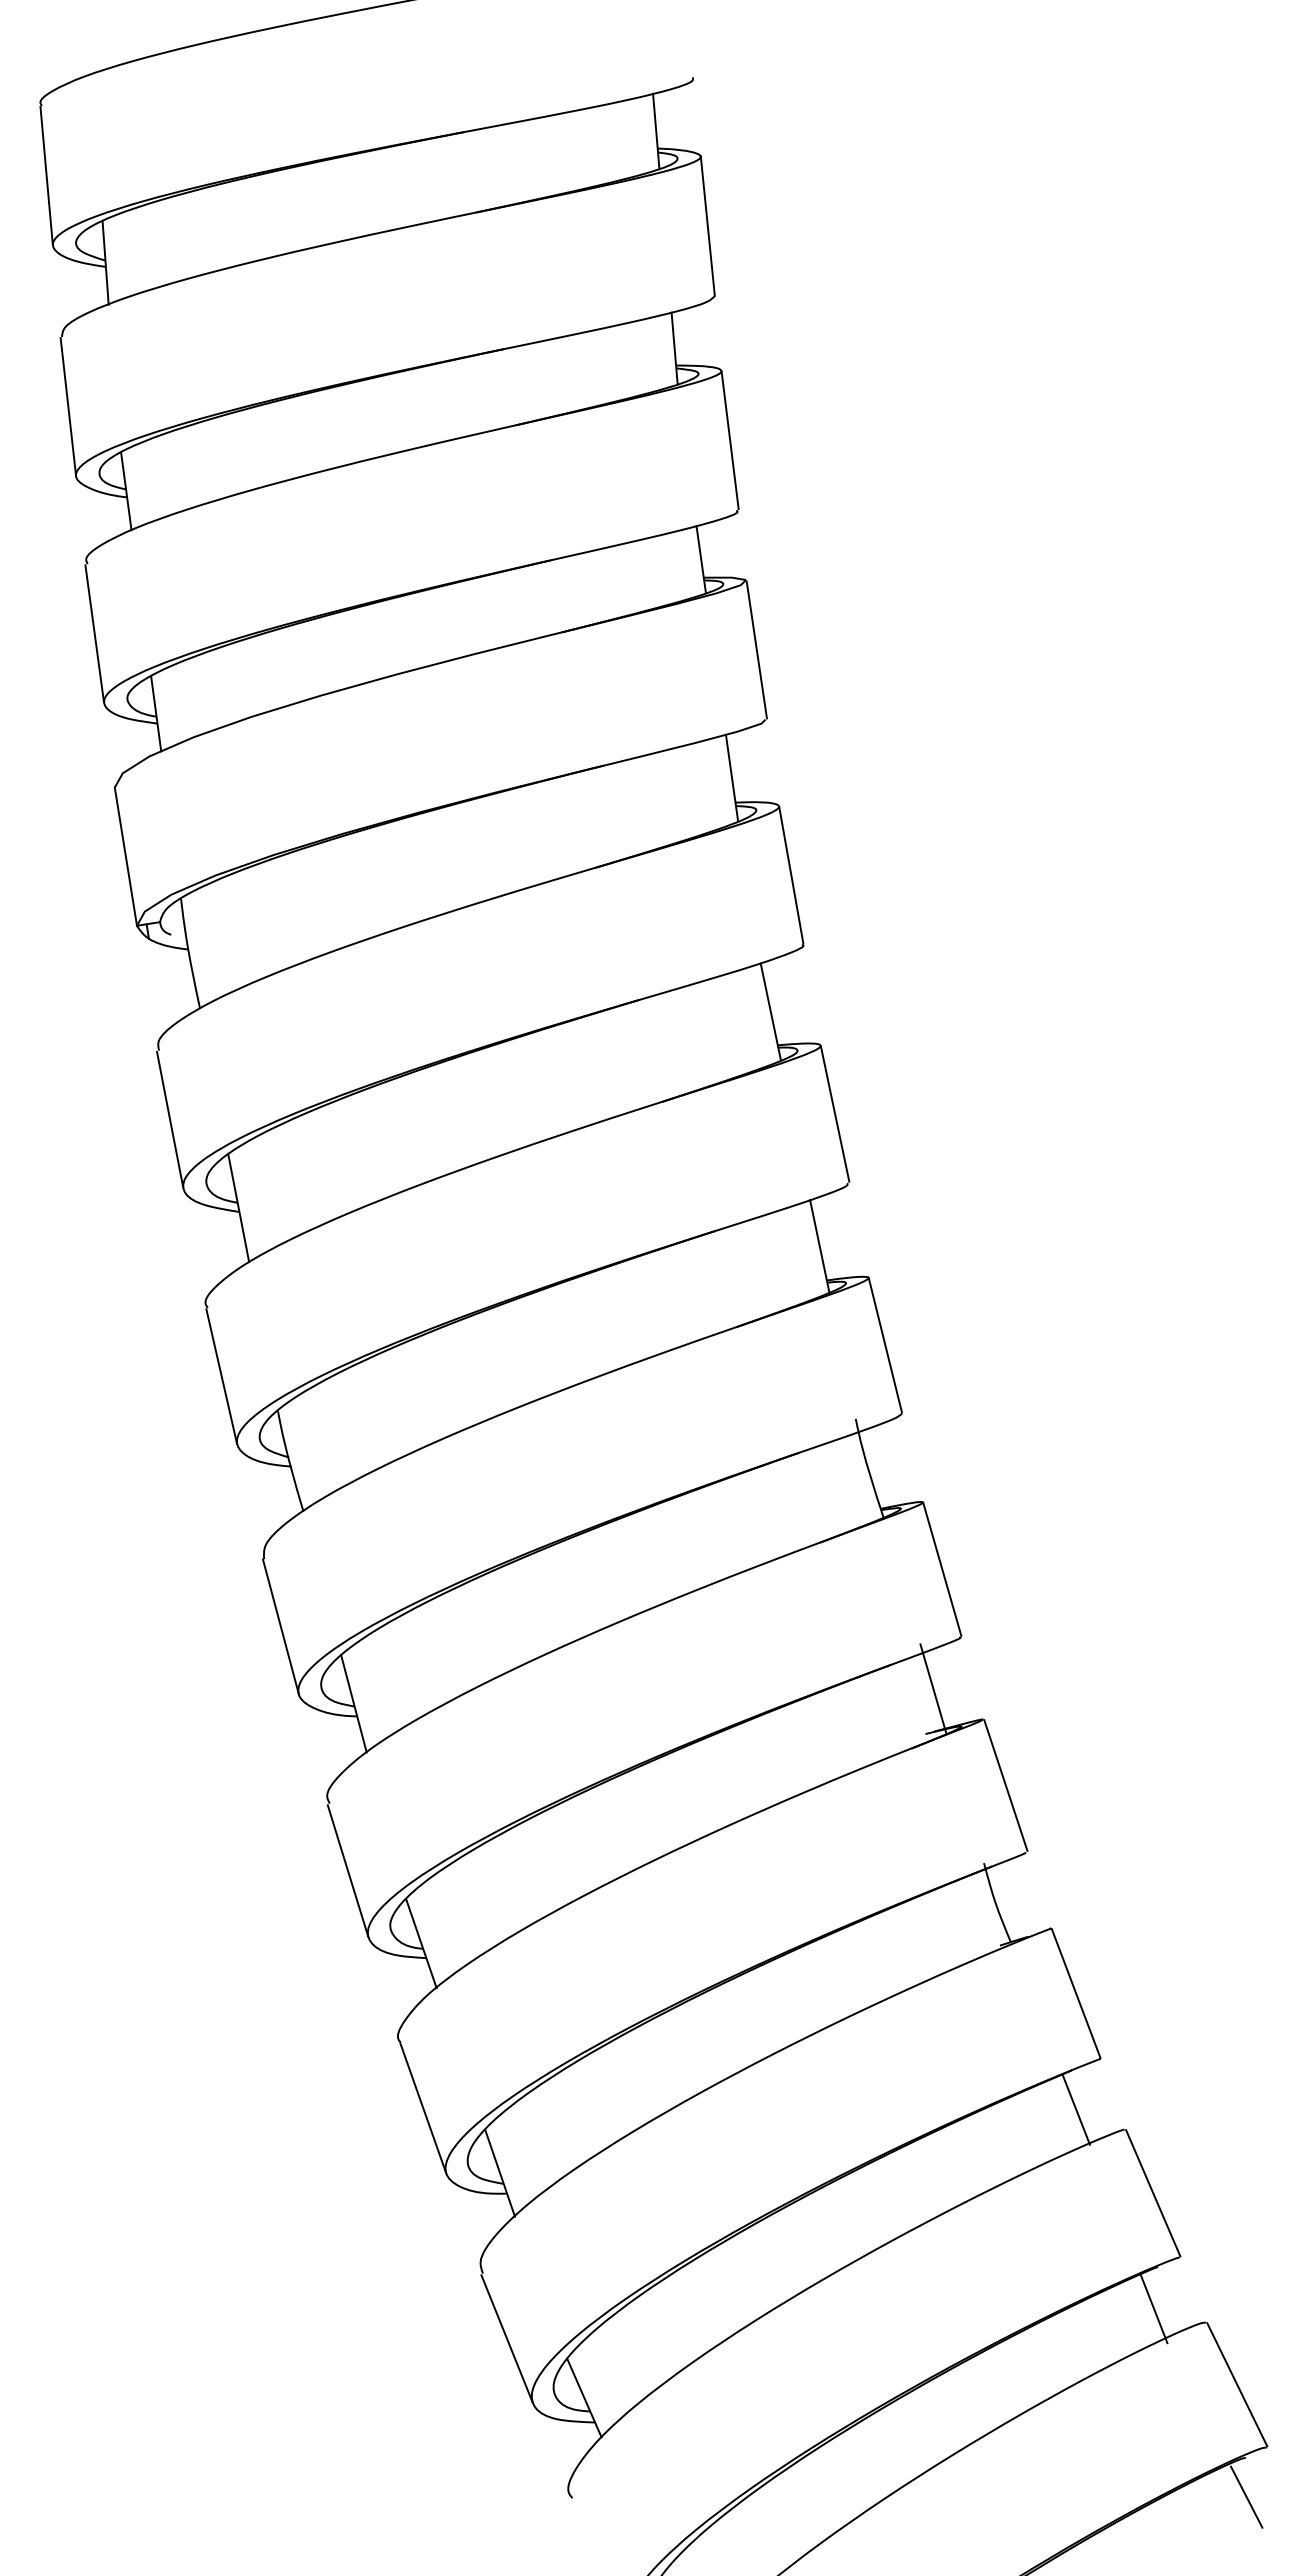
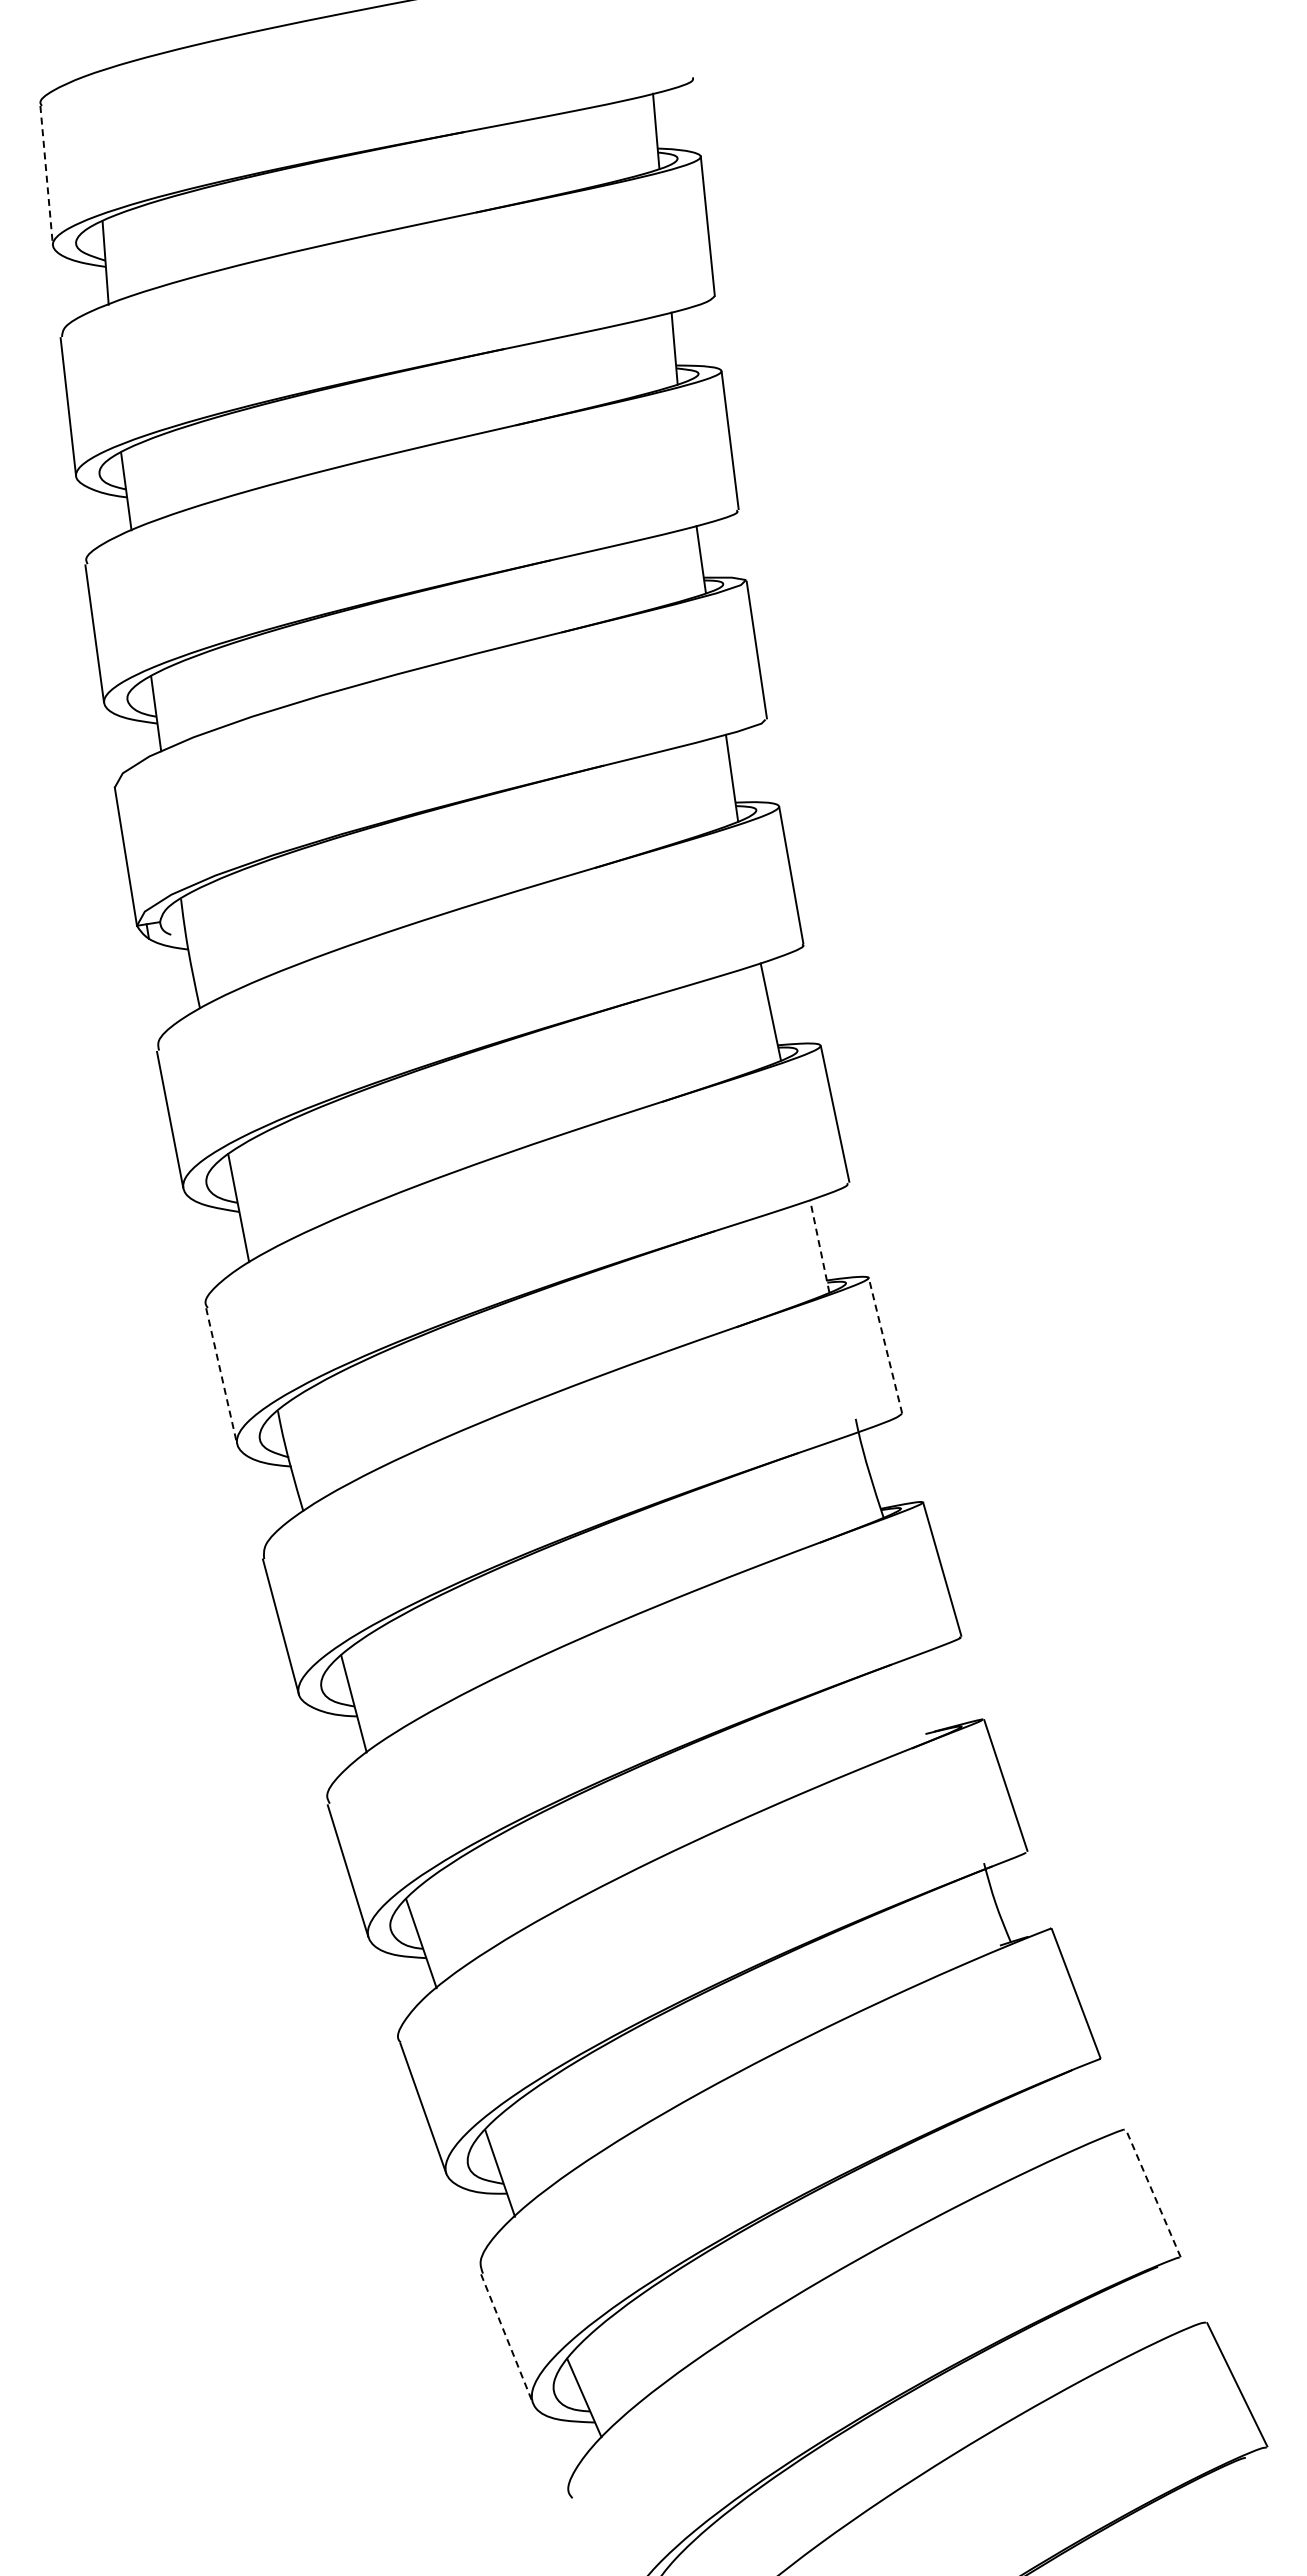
line: solid -> dashed (46, 175)
line: solid -> dashed (819, 1245)
line: solid -> dashed (885, 1345)
line: solid -> dashed (221, 1376)
line: present -> none (933, 1689)
line: present -> none (1075, 2109)
line: solid -> dashed (1153, 2193)
line: present -> none (1153, 2308)
line: solid -> dashed (507, 2338)
line: present -> none (1246, 2496)
